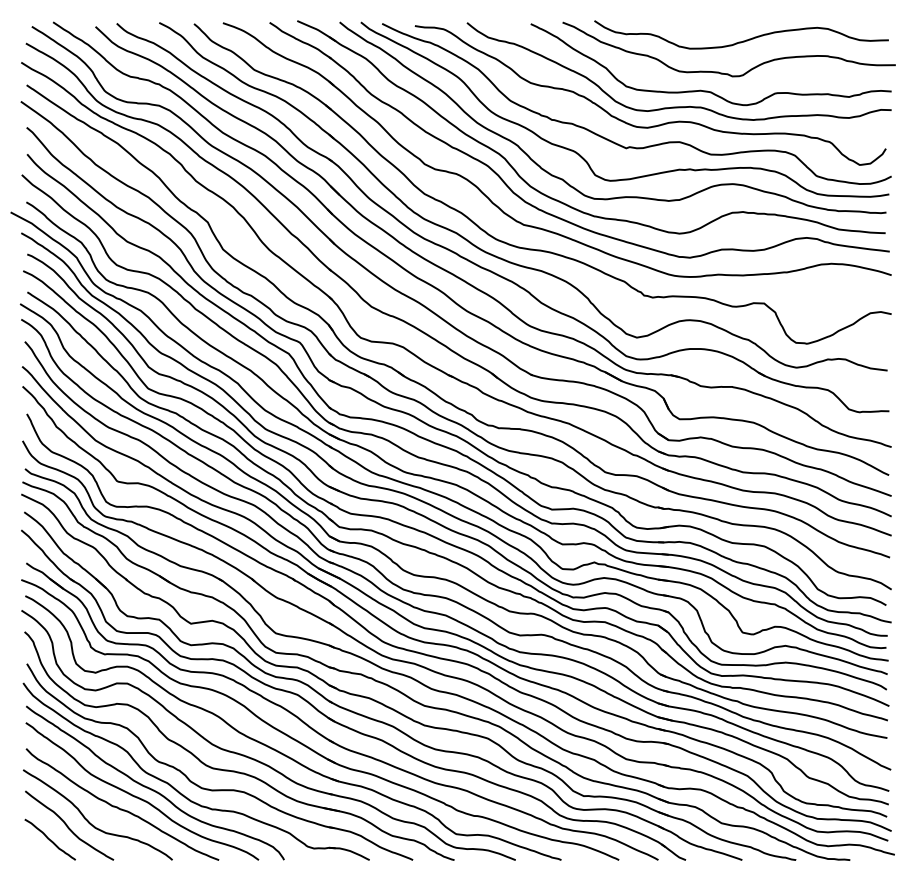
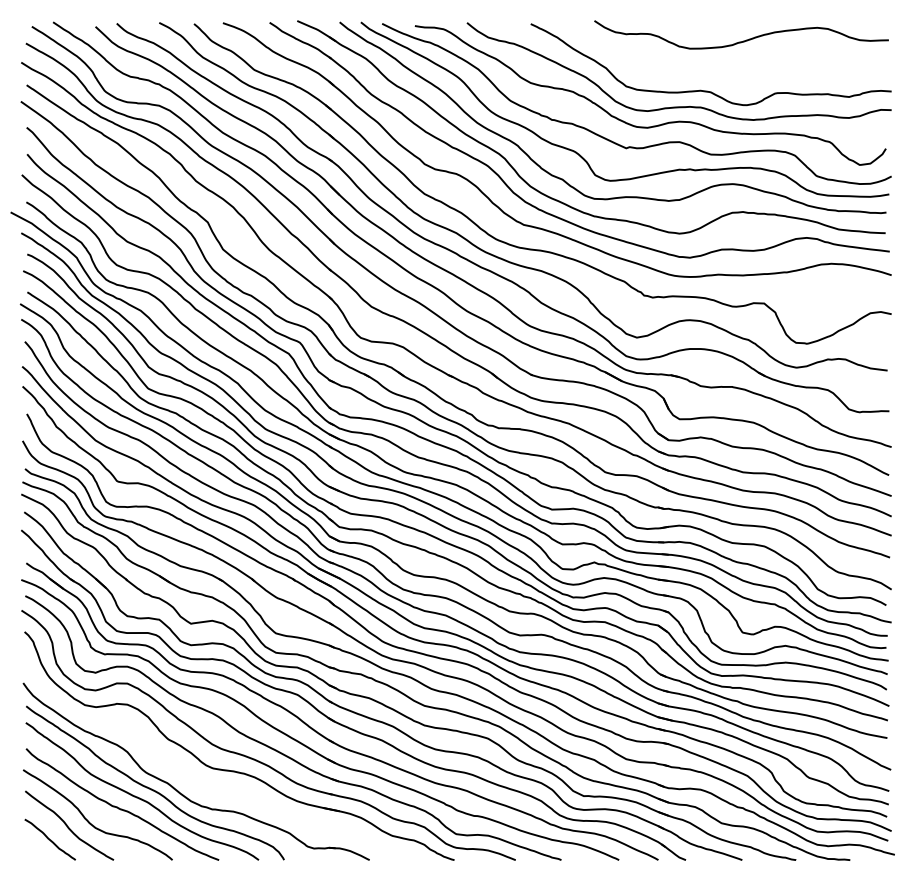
curve: present -> none (722, 72)
part: present -> none (219, 789)
